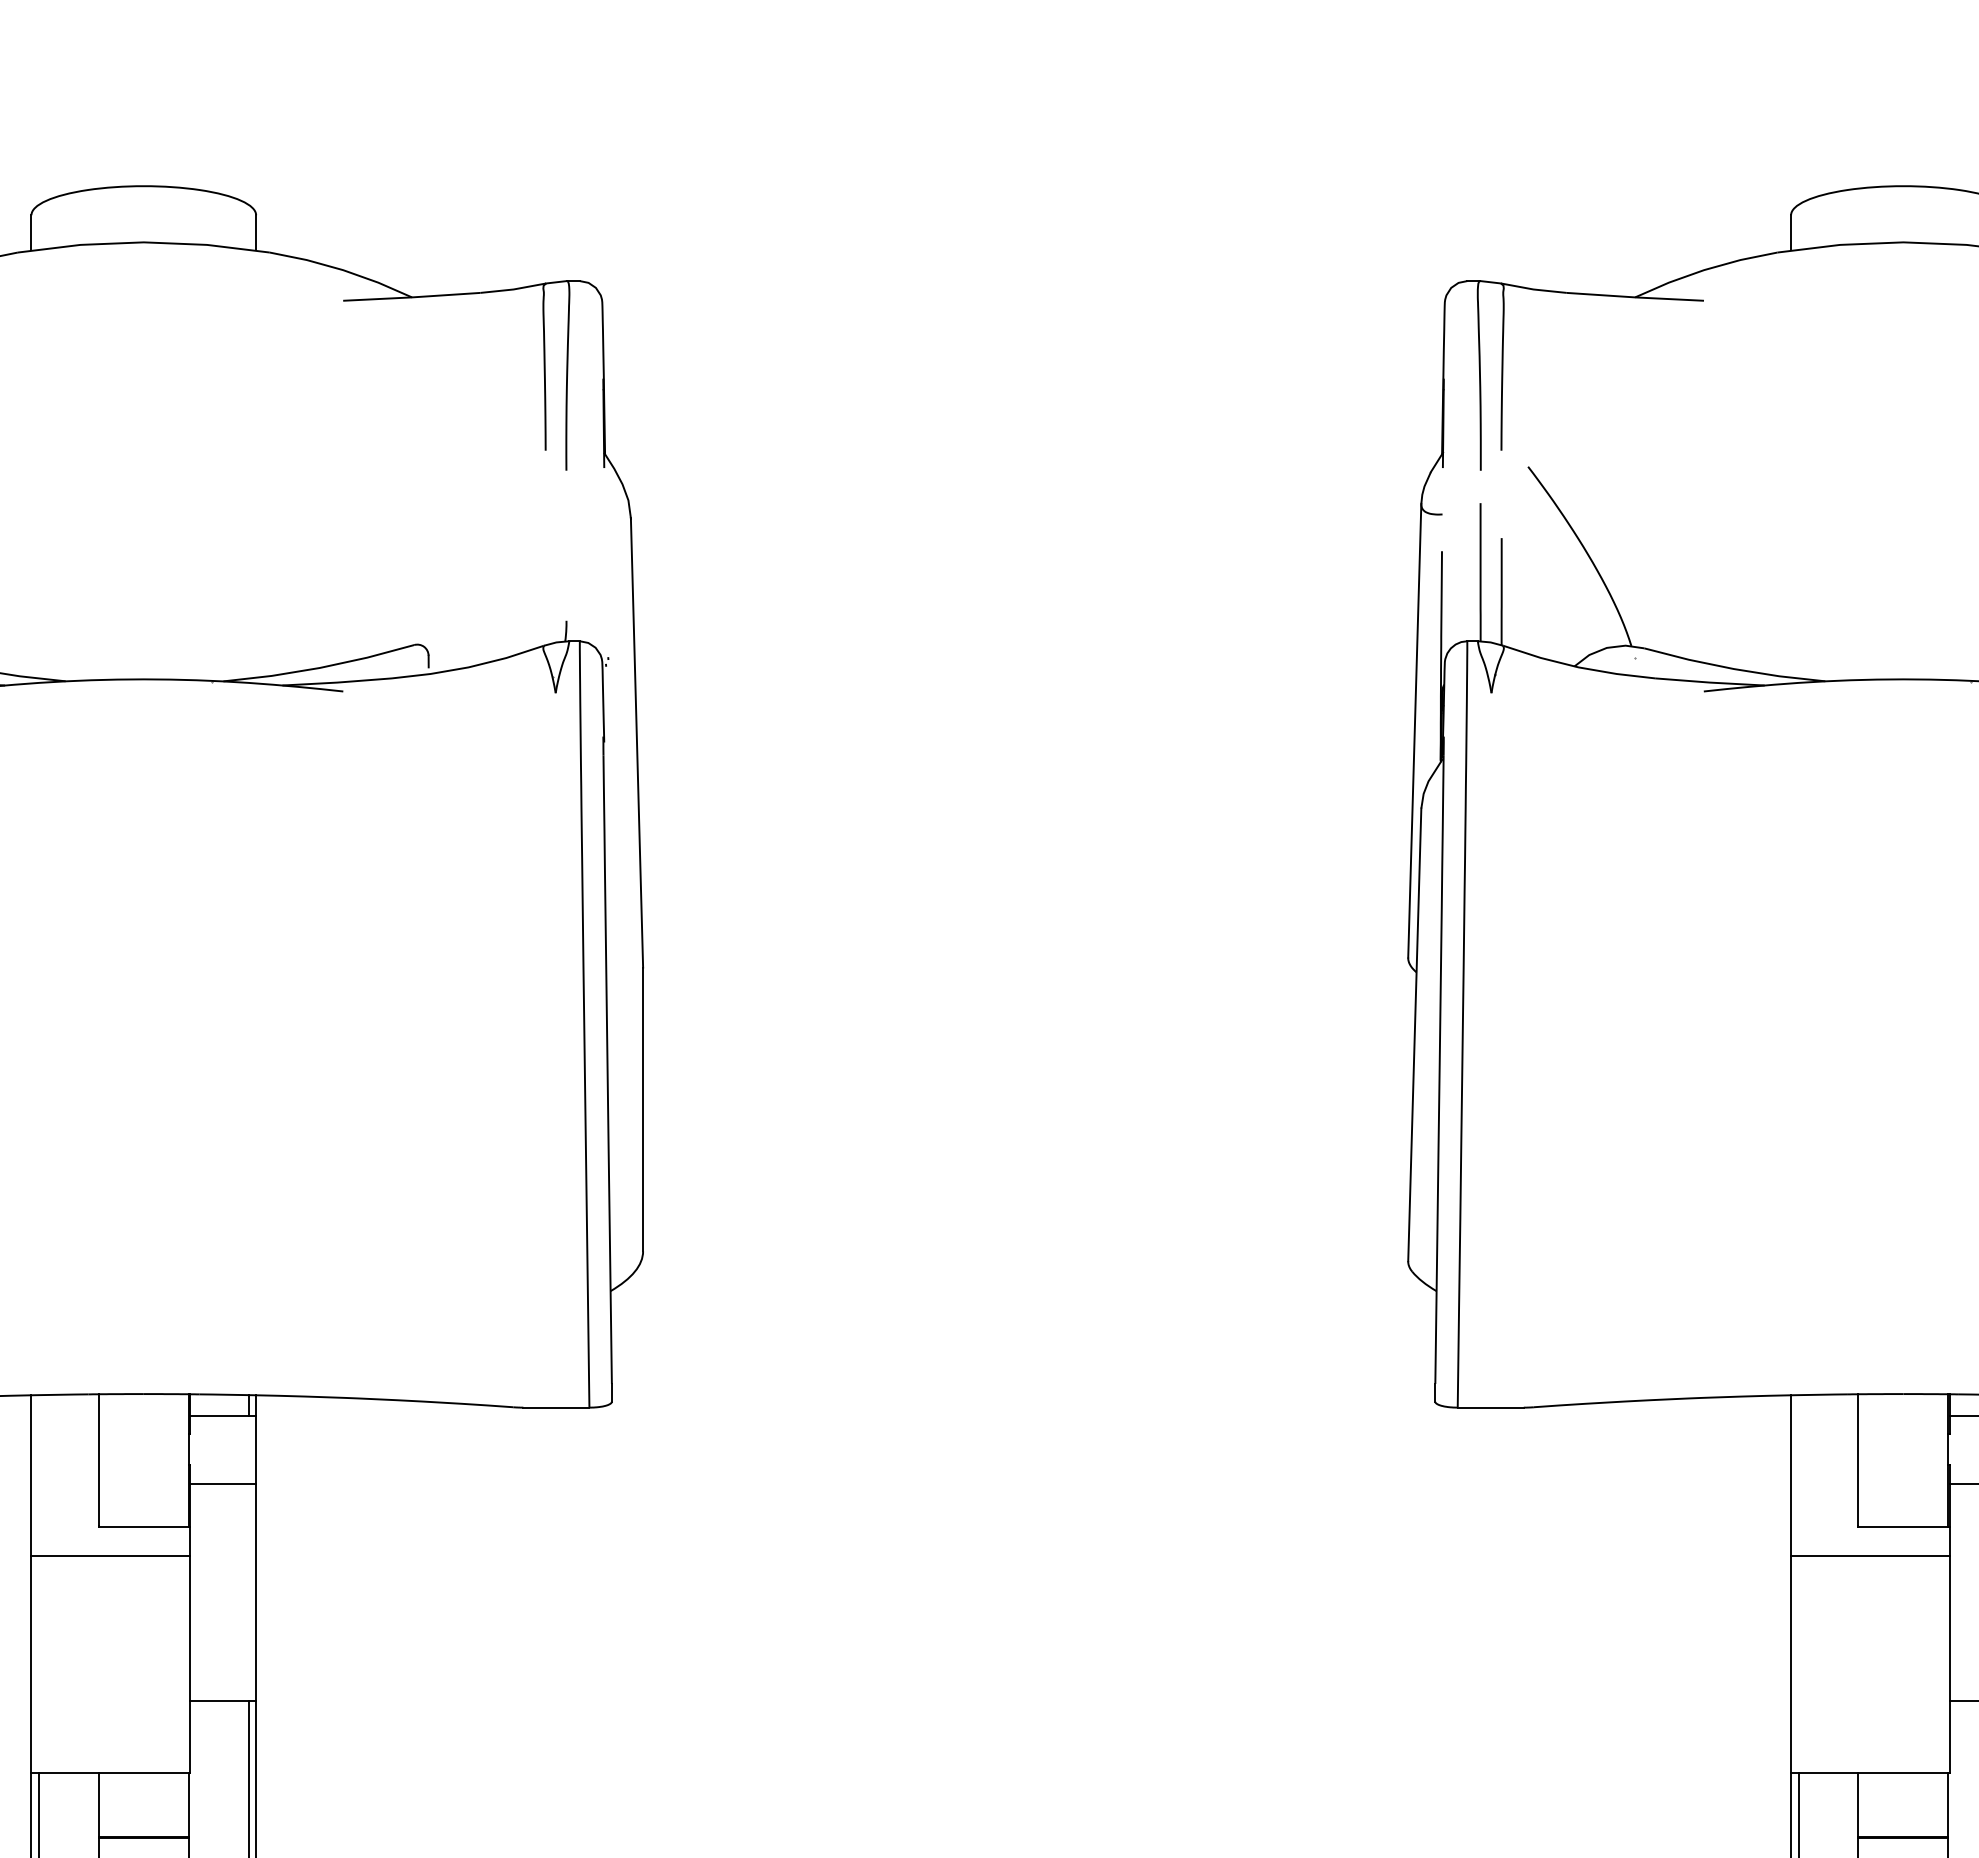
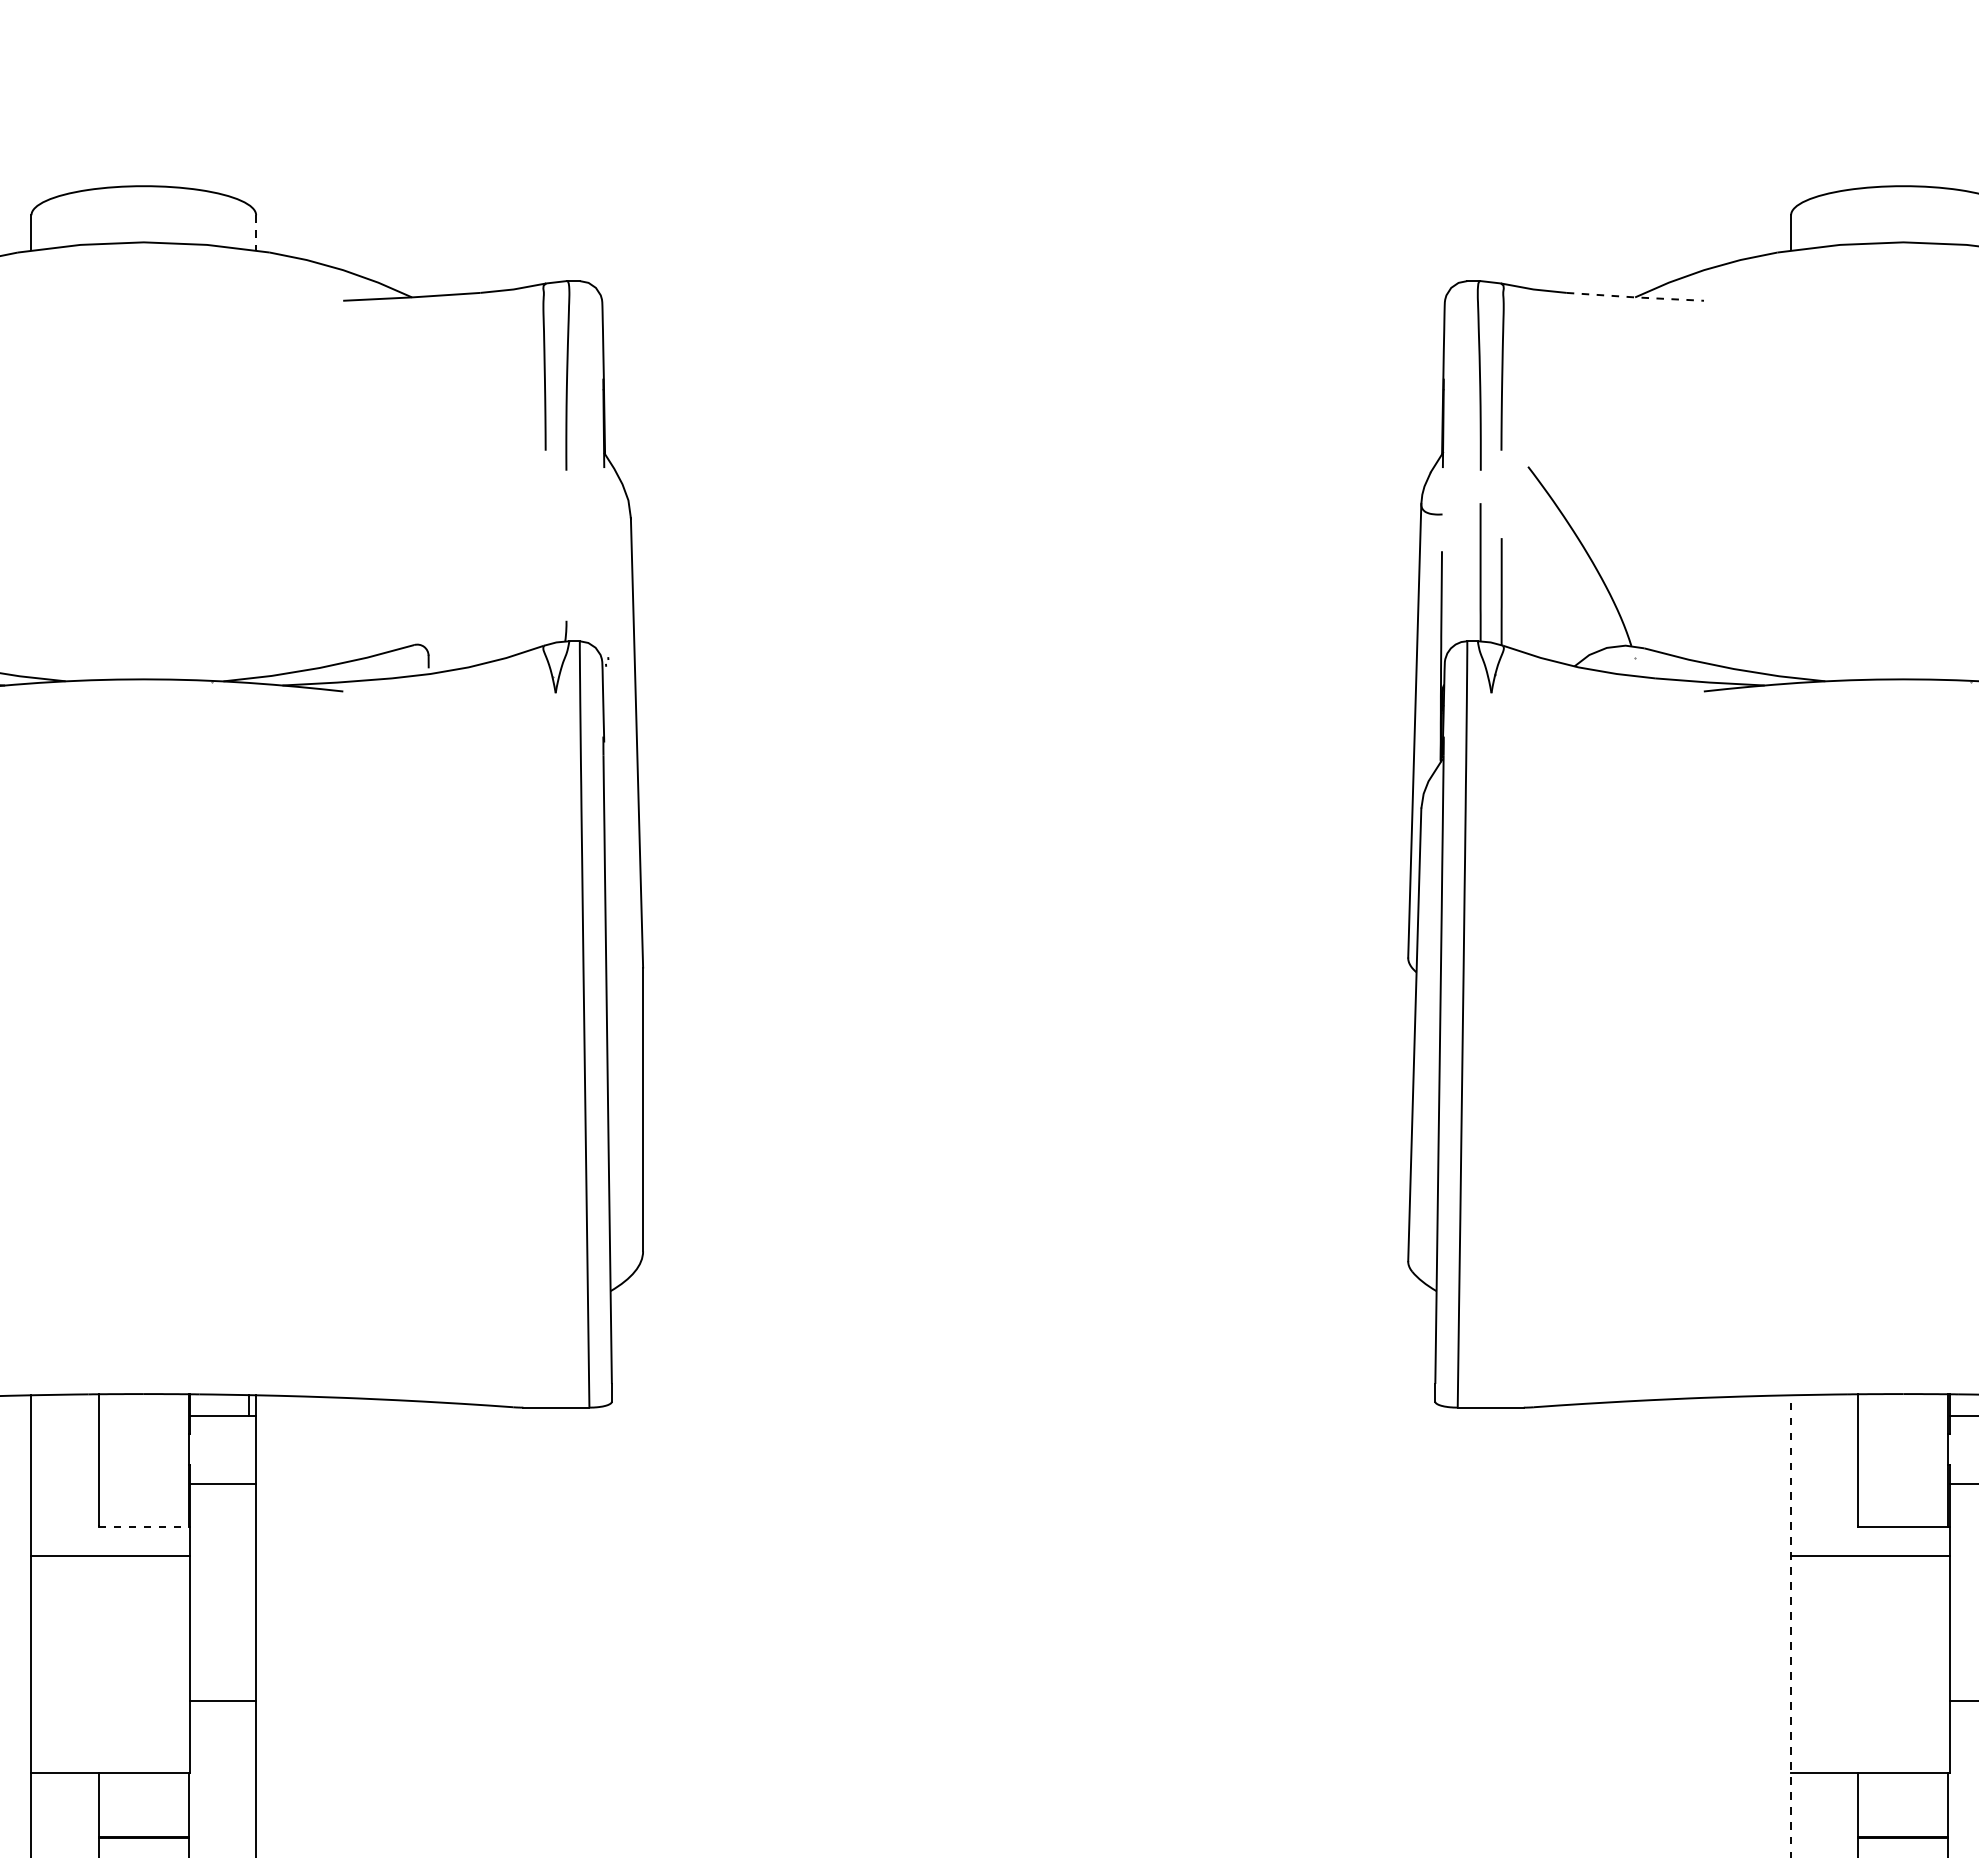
line: solid -> dashed (256, 232)
line: solid -> dashed (1635, 297)
line: solid -> dashed (144, 1527)
line: solid -> dashed (1791, 1626)
line: present -> none (248, 1777)
line: present -> none (38, 1813)
line: present -> none (1798, 1813)
